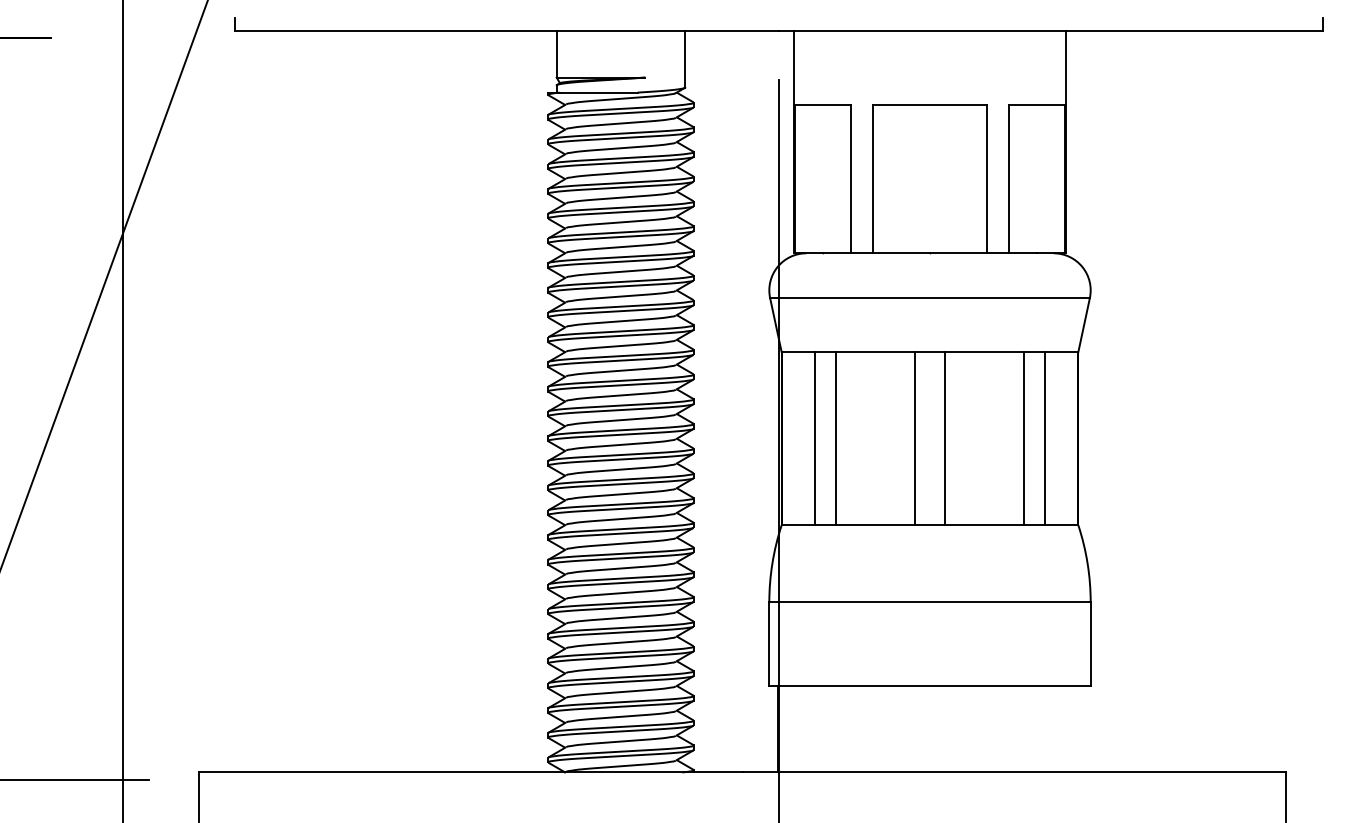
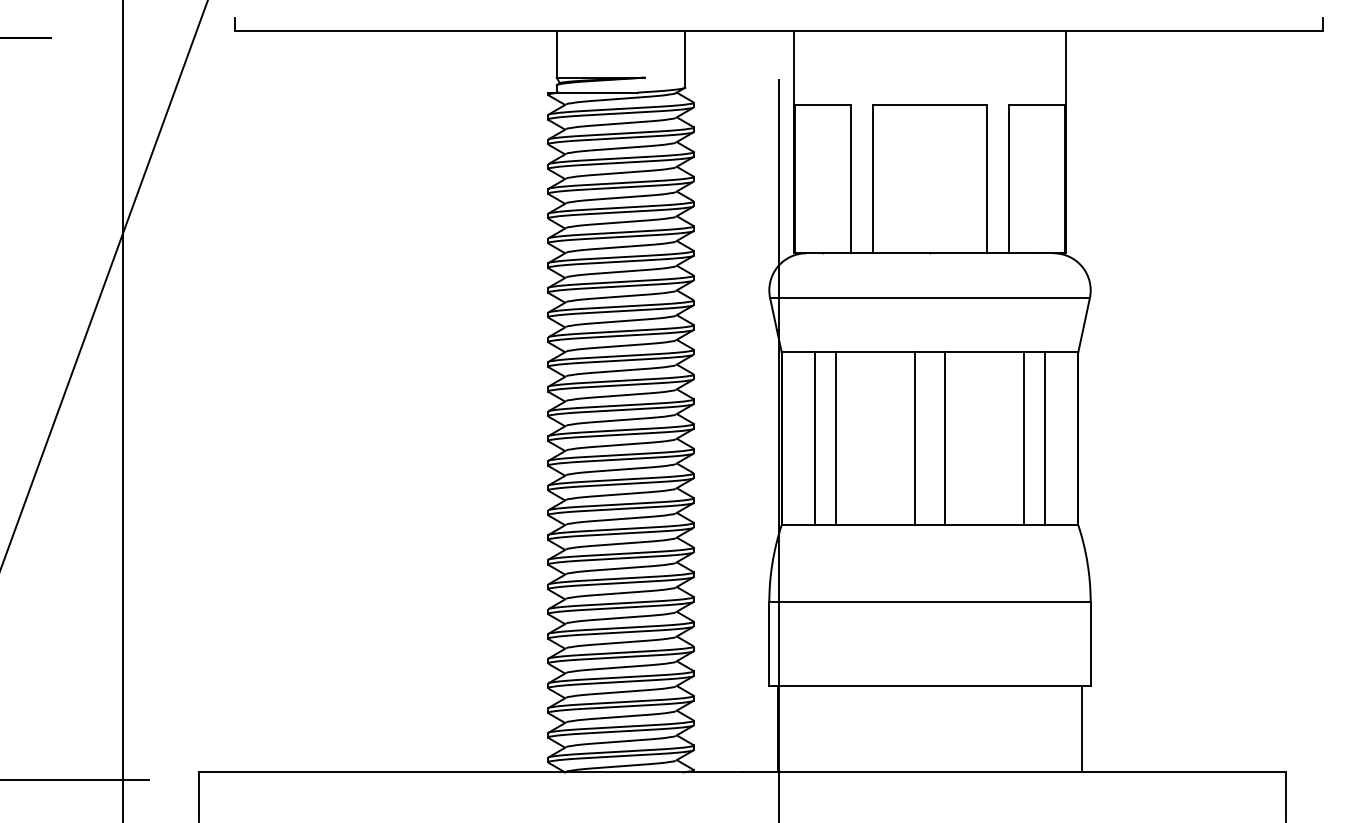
line: none -> present (1082, 728)
